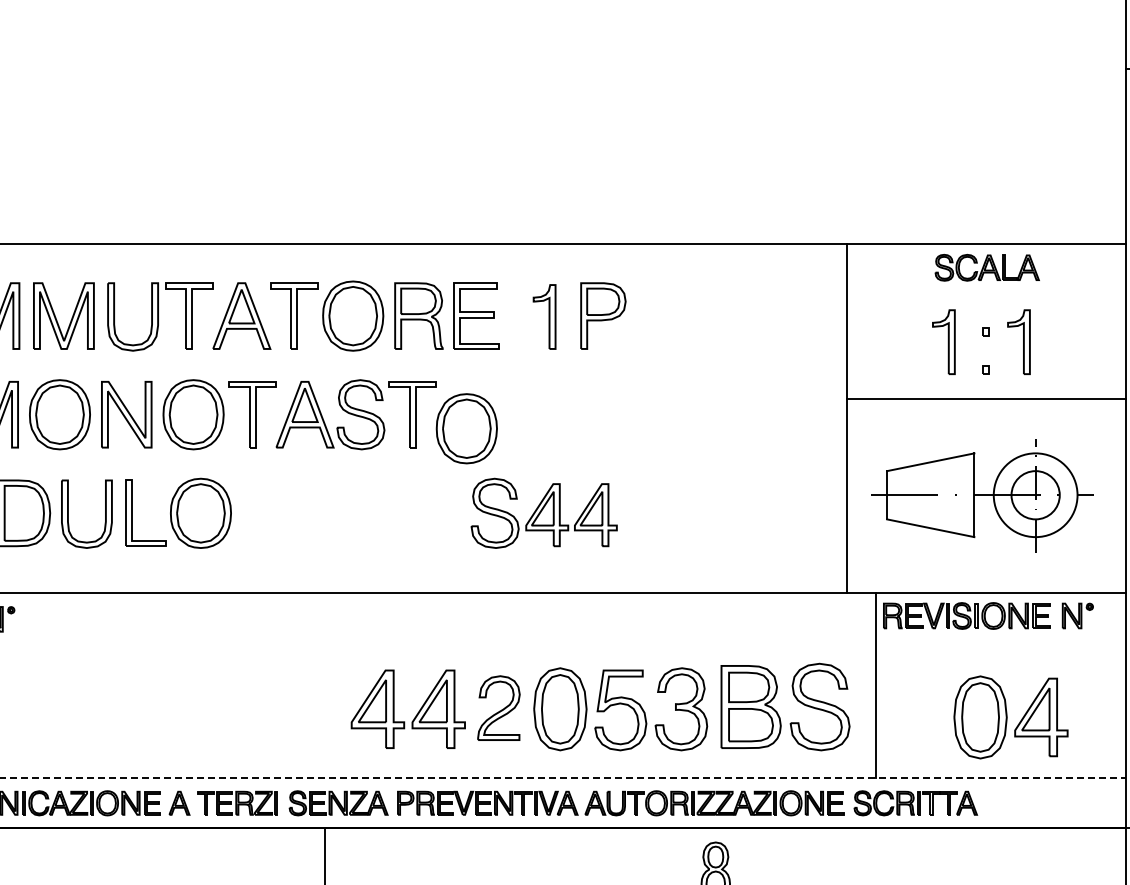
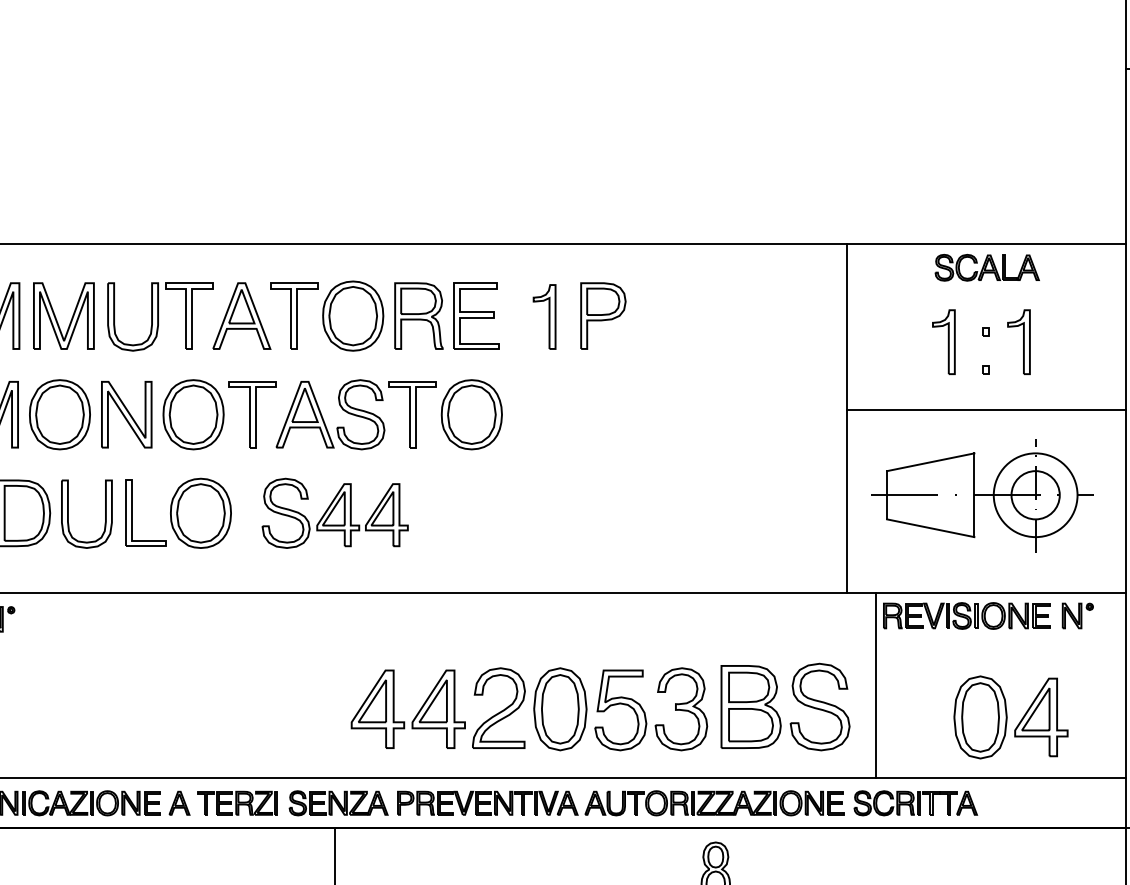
line position: (986, 399) -> (986, 410) (986, 410)
part position: (466, 428) -> (471, 414) (471, 414)
part position: (543, 512) -> (334, 512) (334, 512)
part size: 44x66 px -> 54x82 px (498, 707)
line: dashed -> solid (563, 778)
line position: (325, 854) -> (335, 854) (335, 854)
